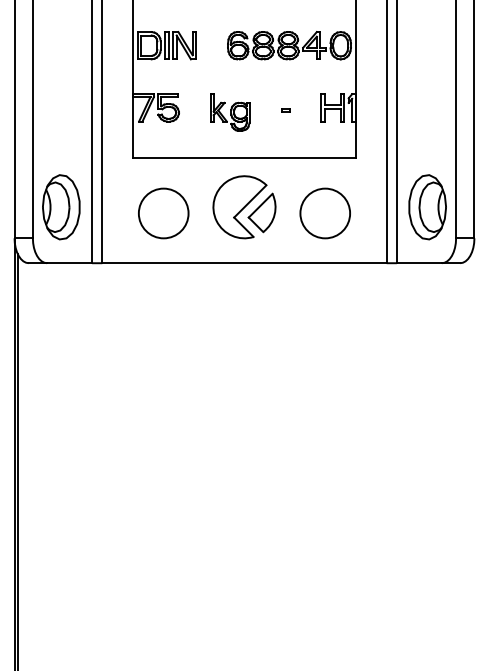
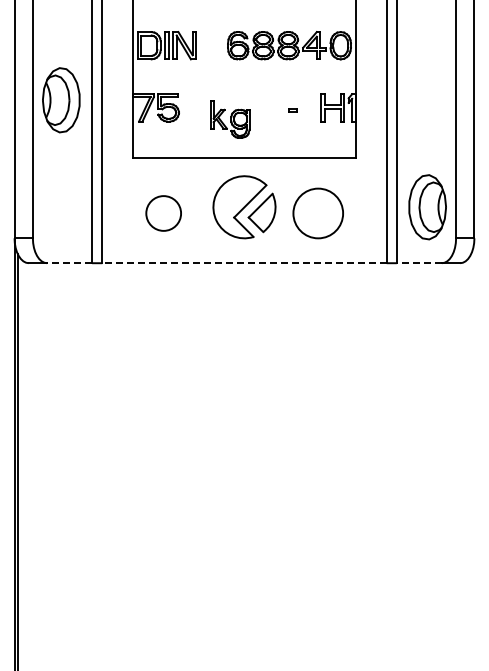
part position: (285, 110) -> (292, 110) (292, 110)
part position: (230, 112) -> (230, 119) (230, 119)
part position: (61, 207) -> (61, 100) (61, 100)
circle diameter: 50 px -> 35 px (163, 213)
circle position: (324, 213) -> (317, 213) (317, 213)
line: solid -> dashed (69, 263)
line: solid -> dashed (244, 263)
line: solid -> dashed (418, 263)
